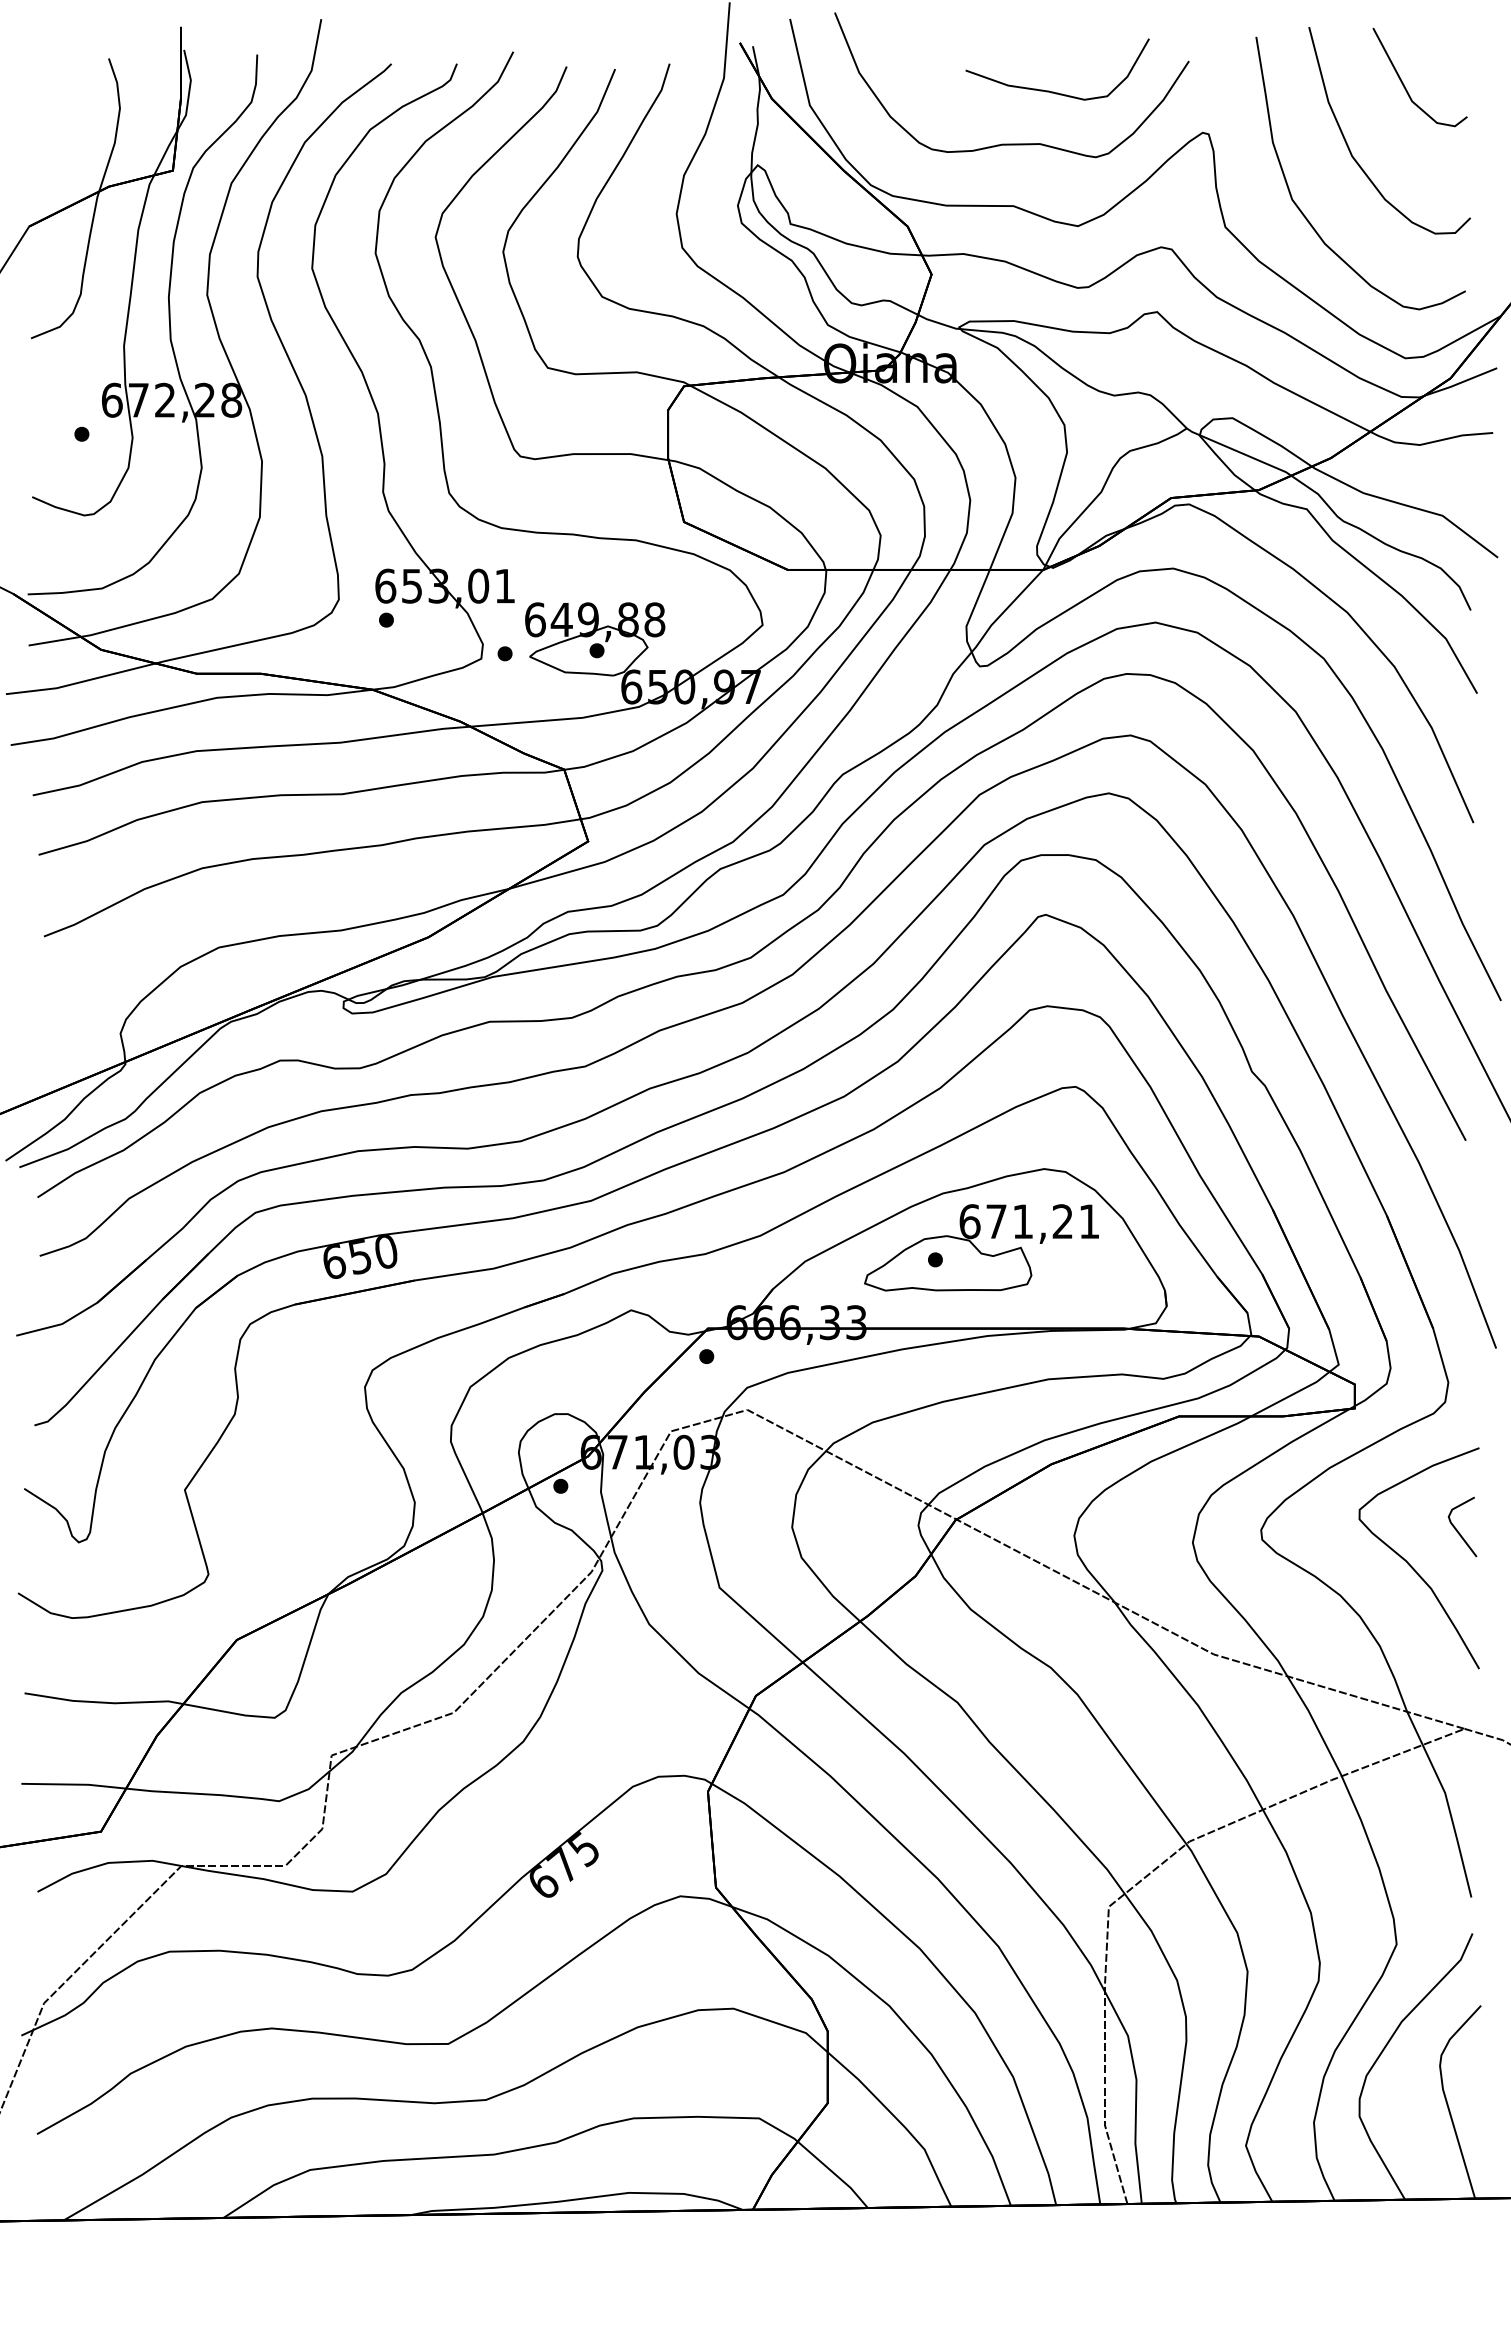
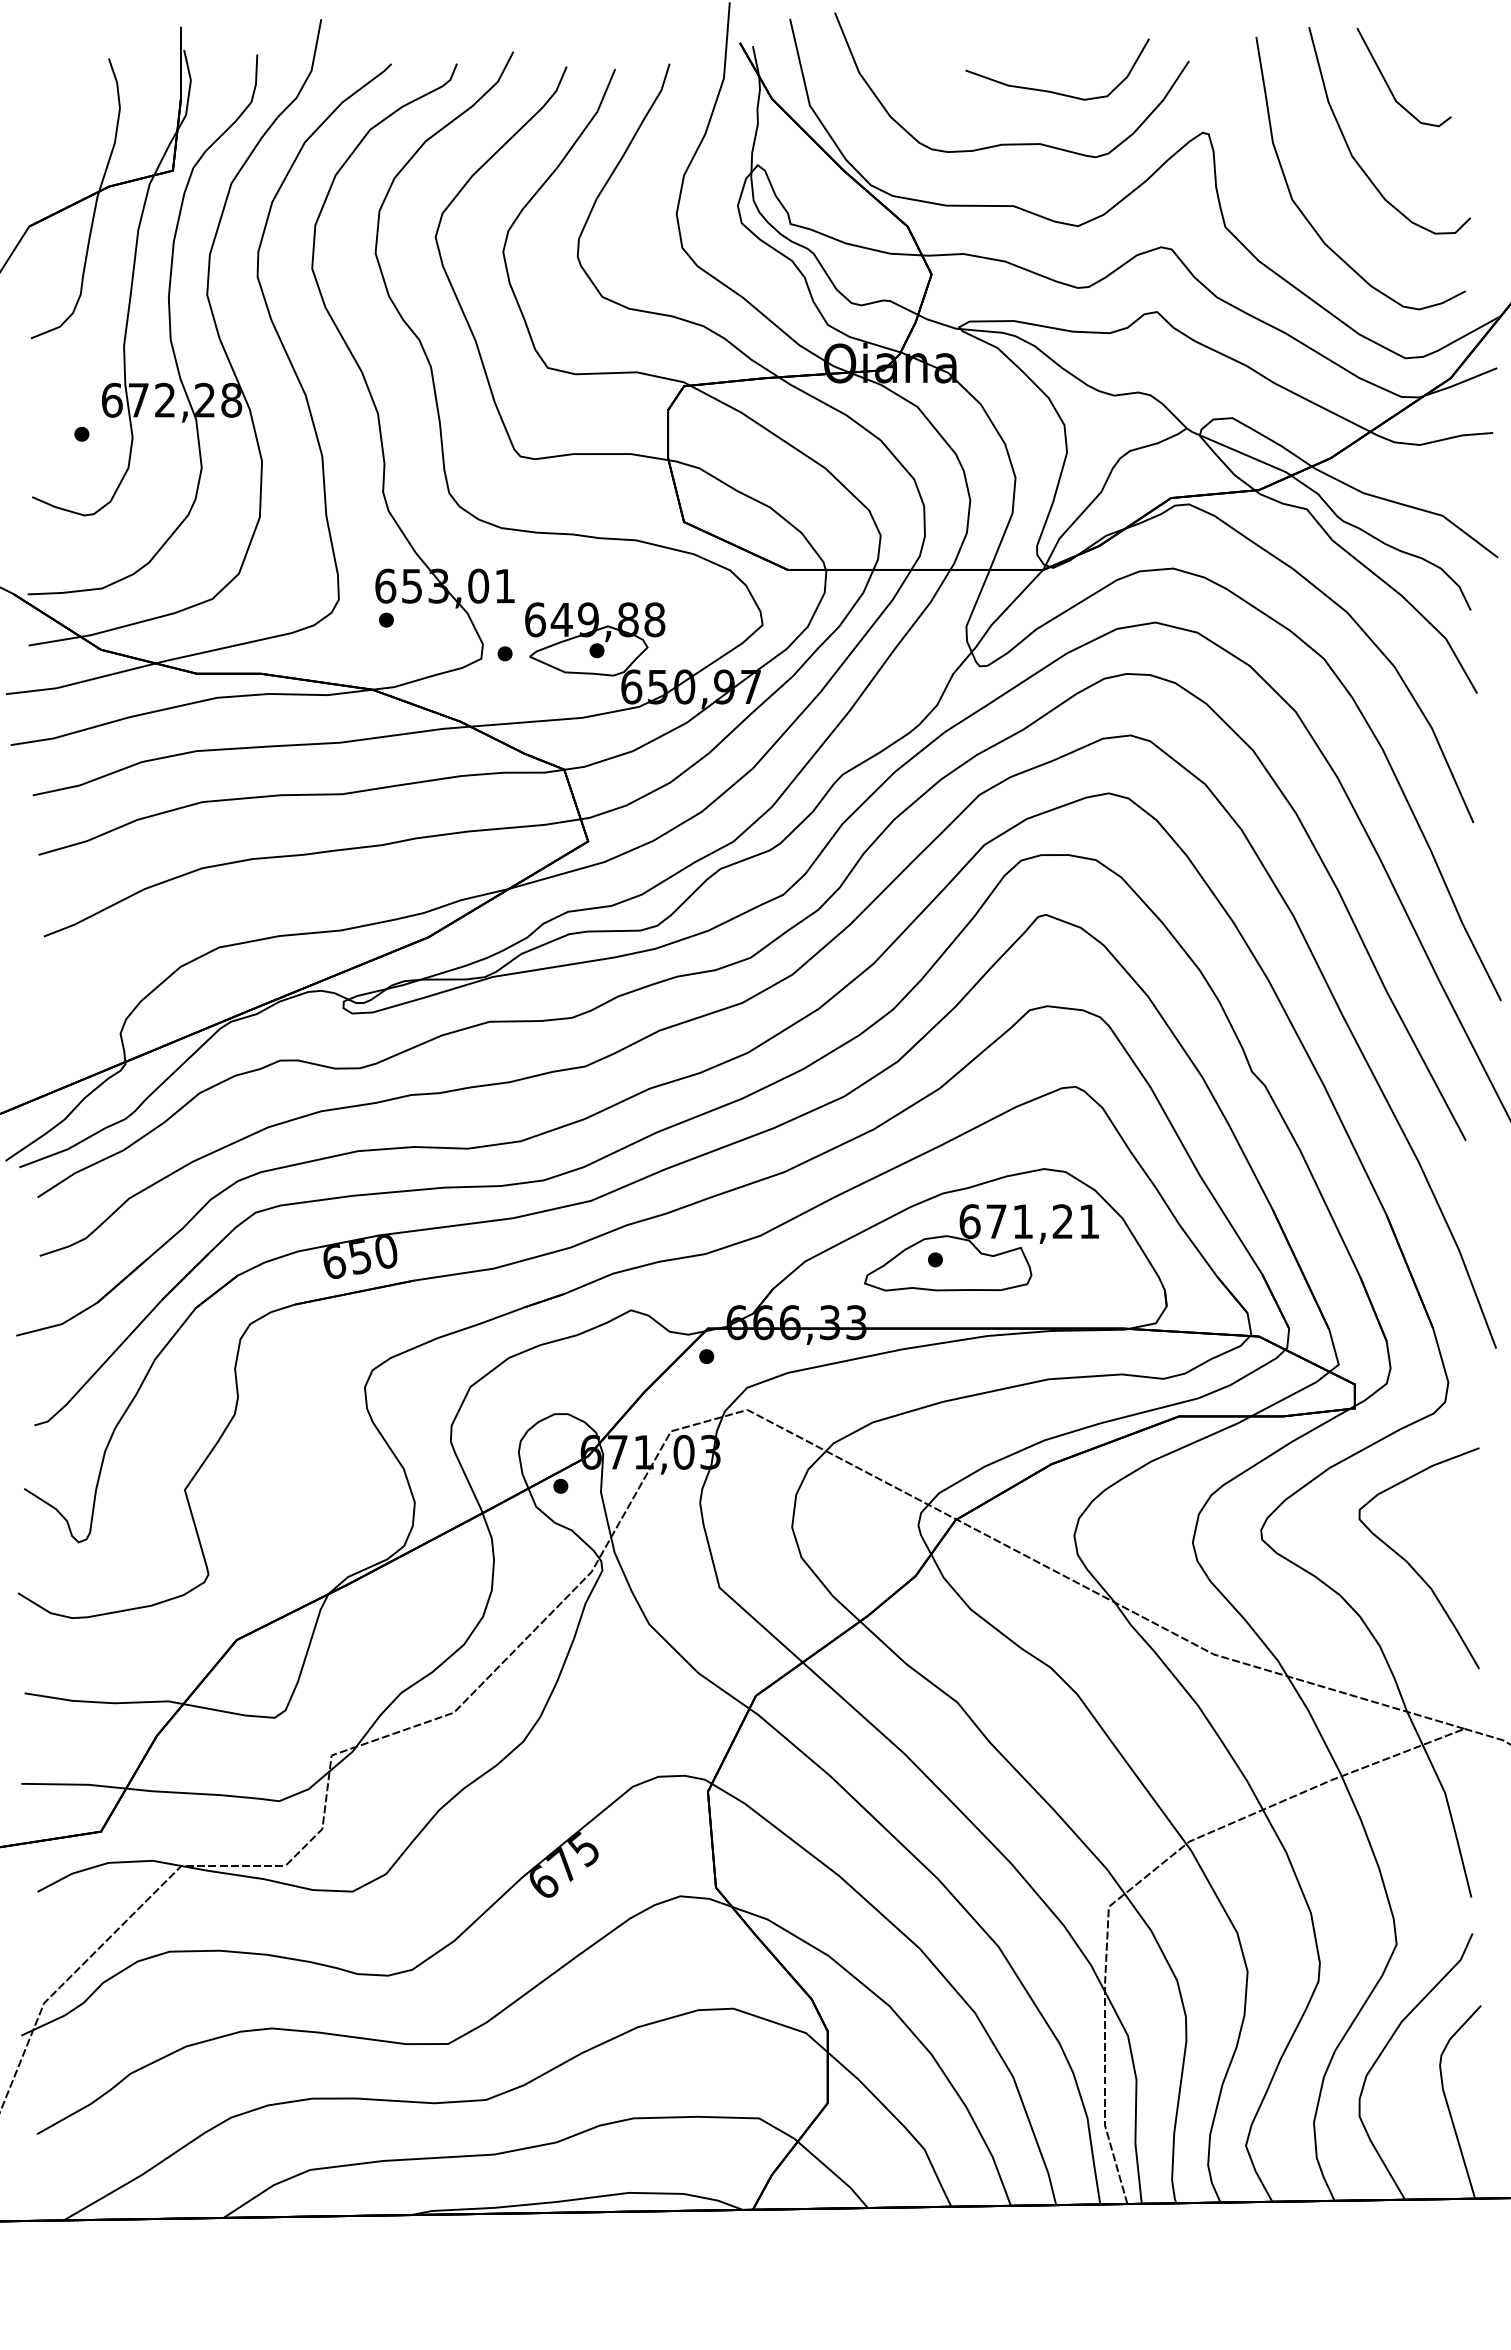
line position: (1404, 84) -> (1388, 84) (1388, 84)
line: present -> none (1457, 1529)
